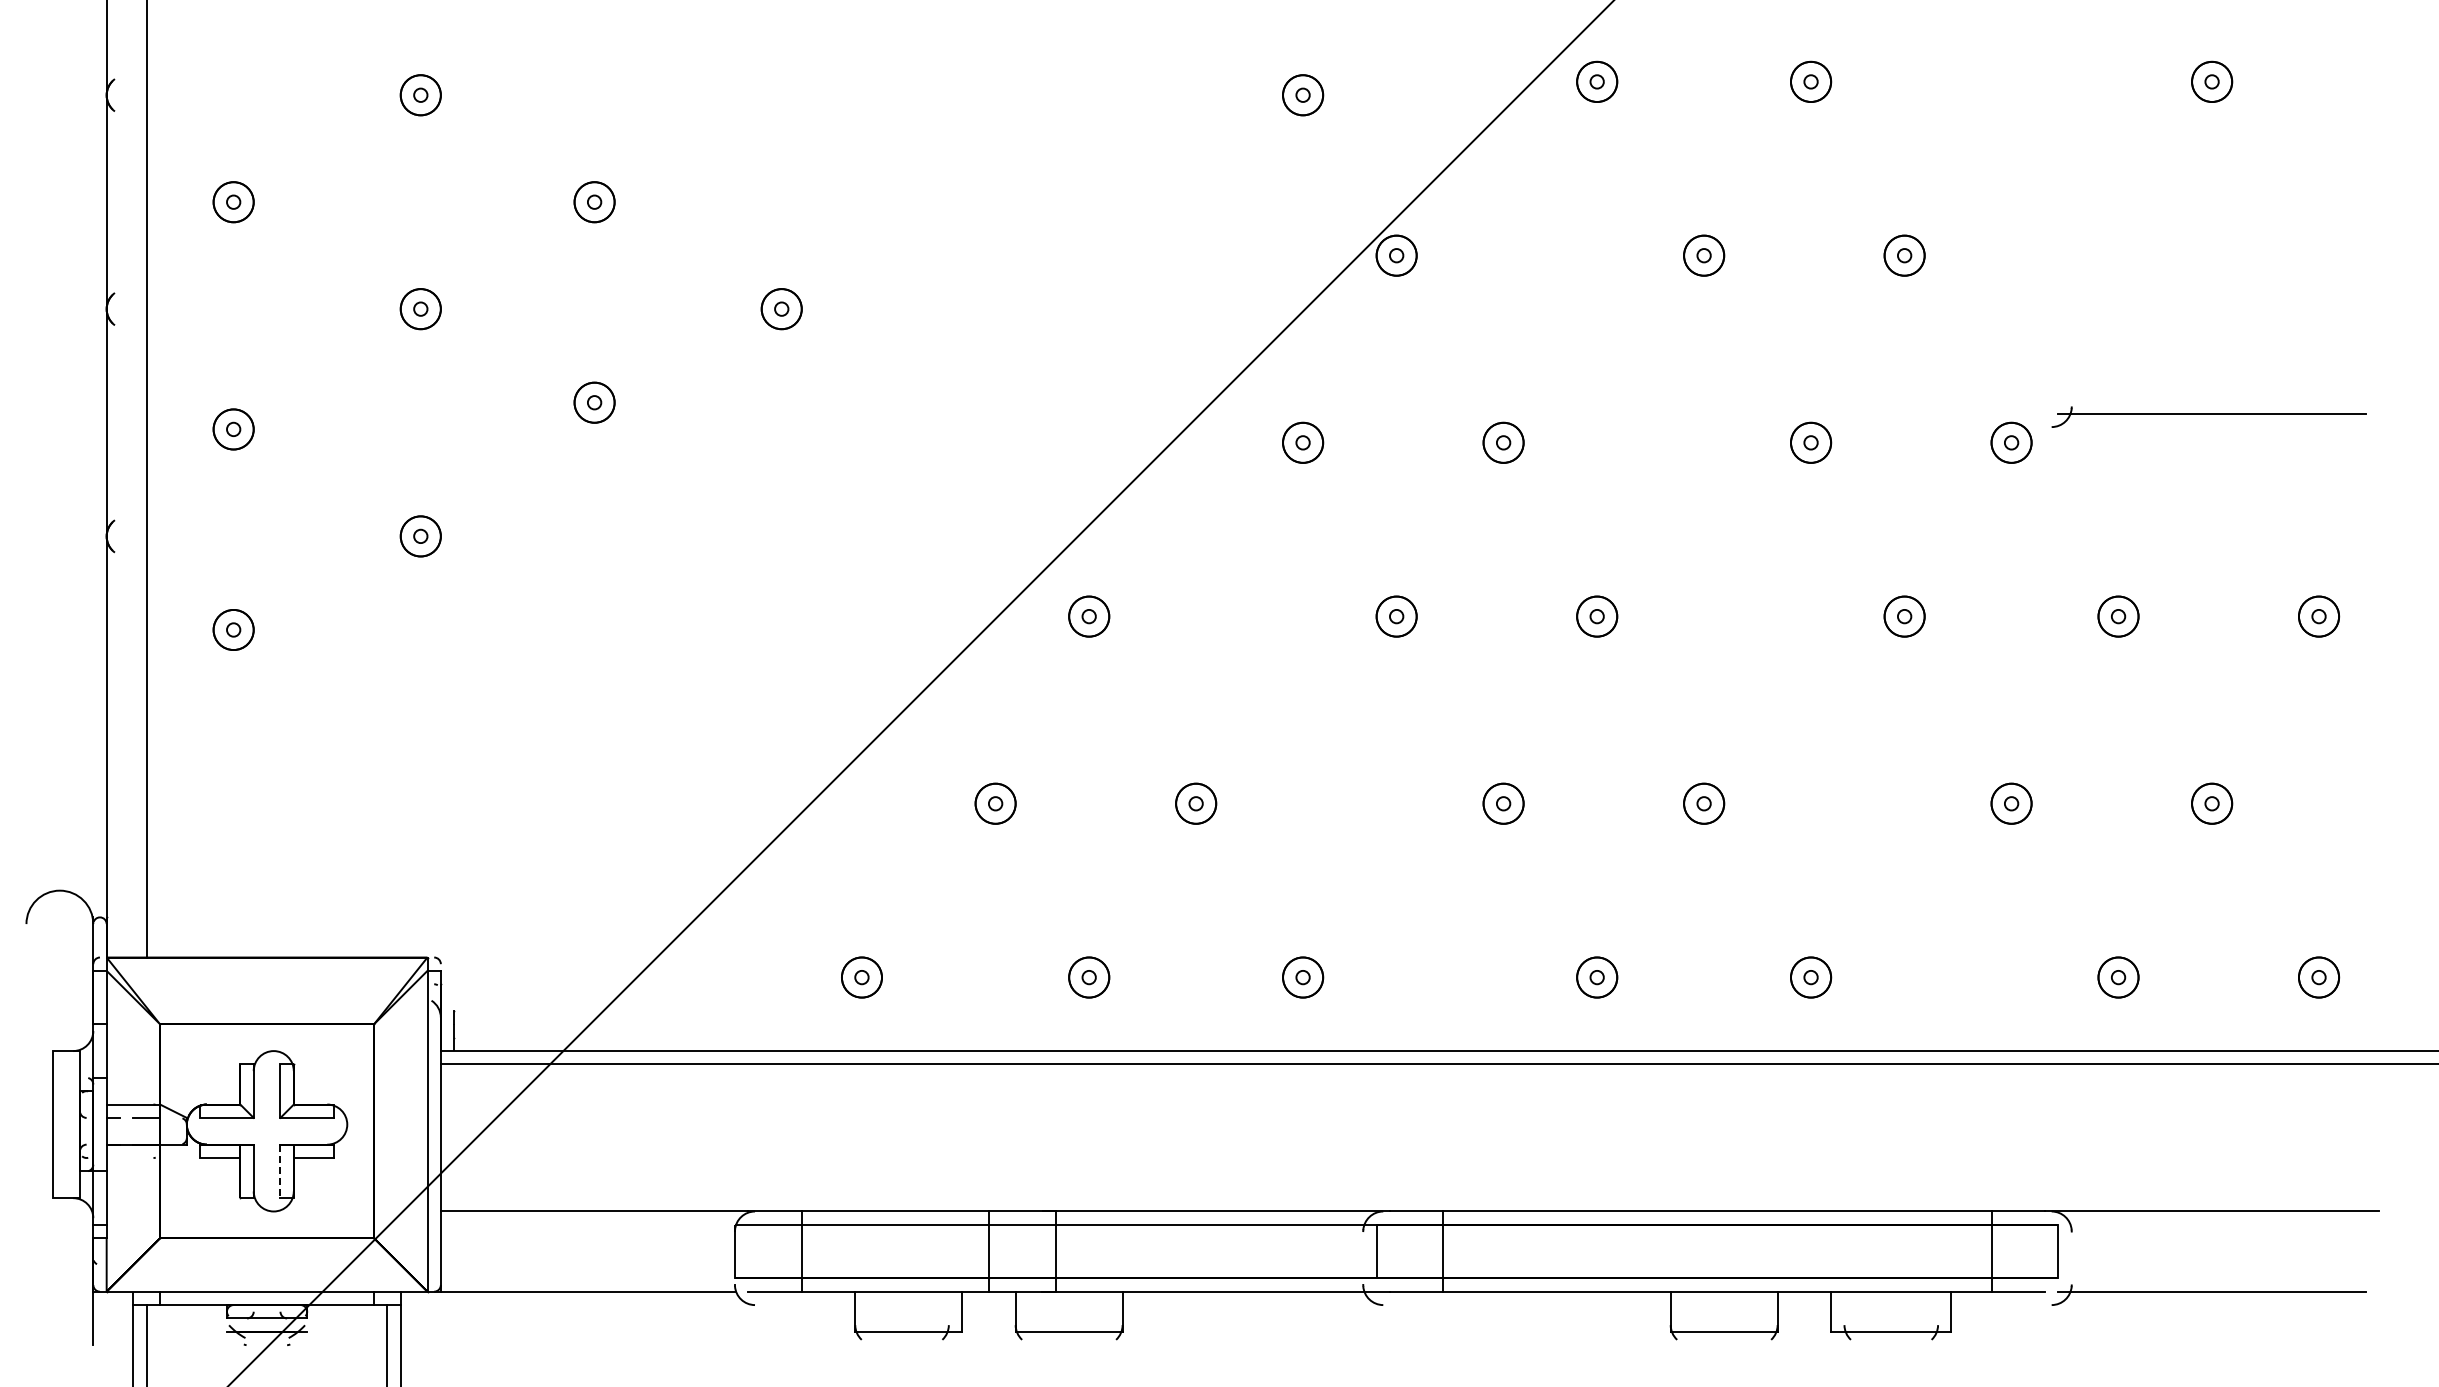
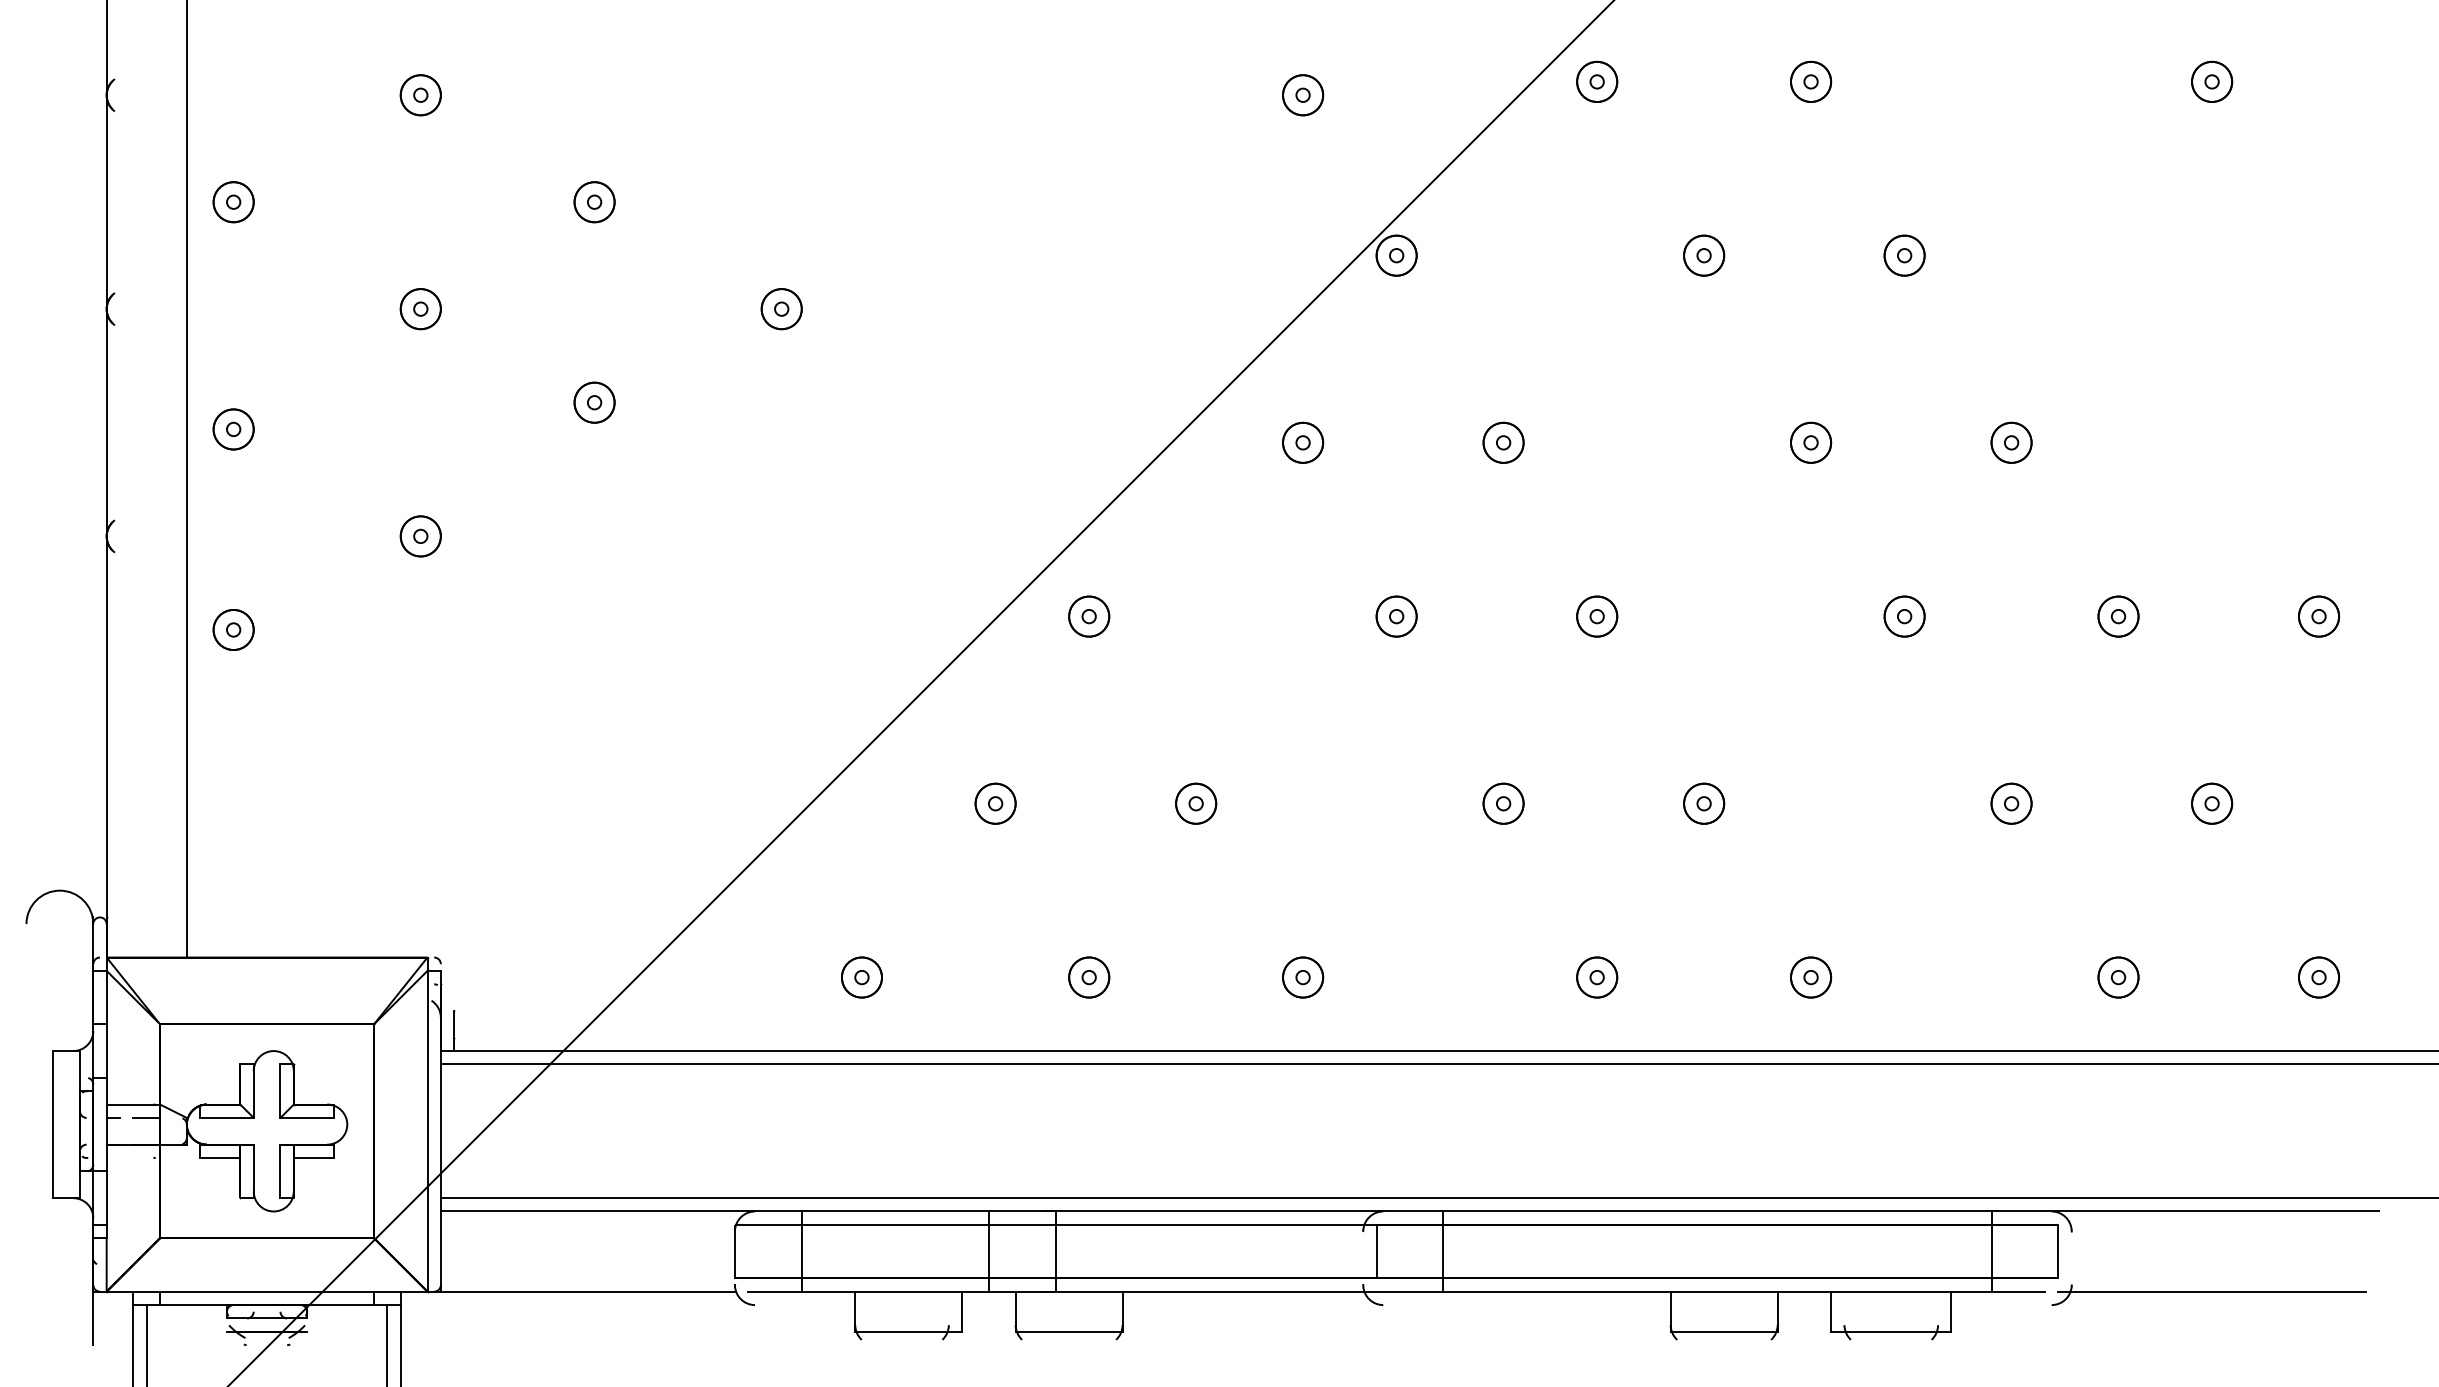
part: present -> none (2208, 416)
line position: (146, 479) -> (186, 479) (186, 479)
line: dashed -> solid (280, 1171)
line: none -> present (1437, 1198)
